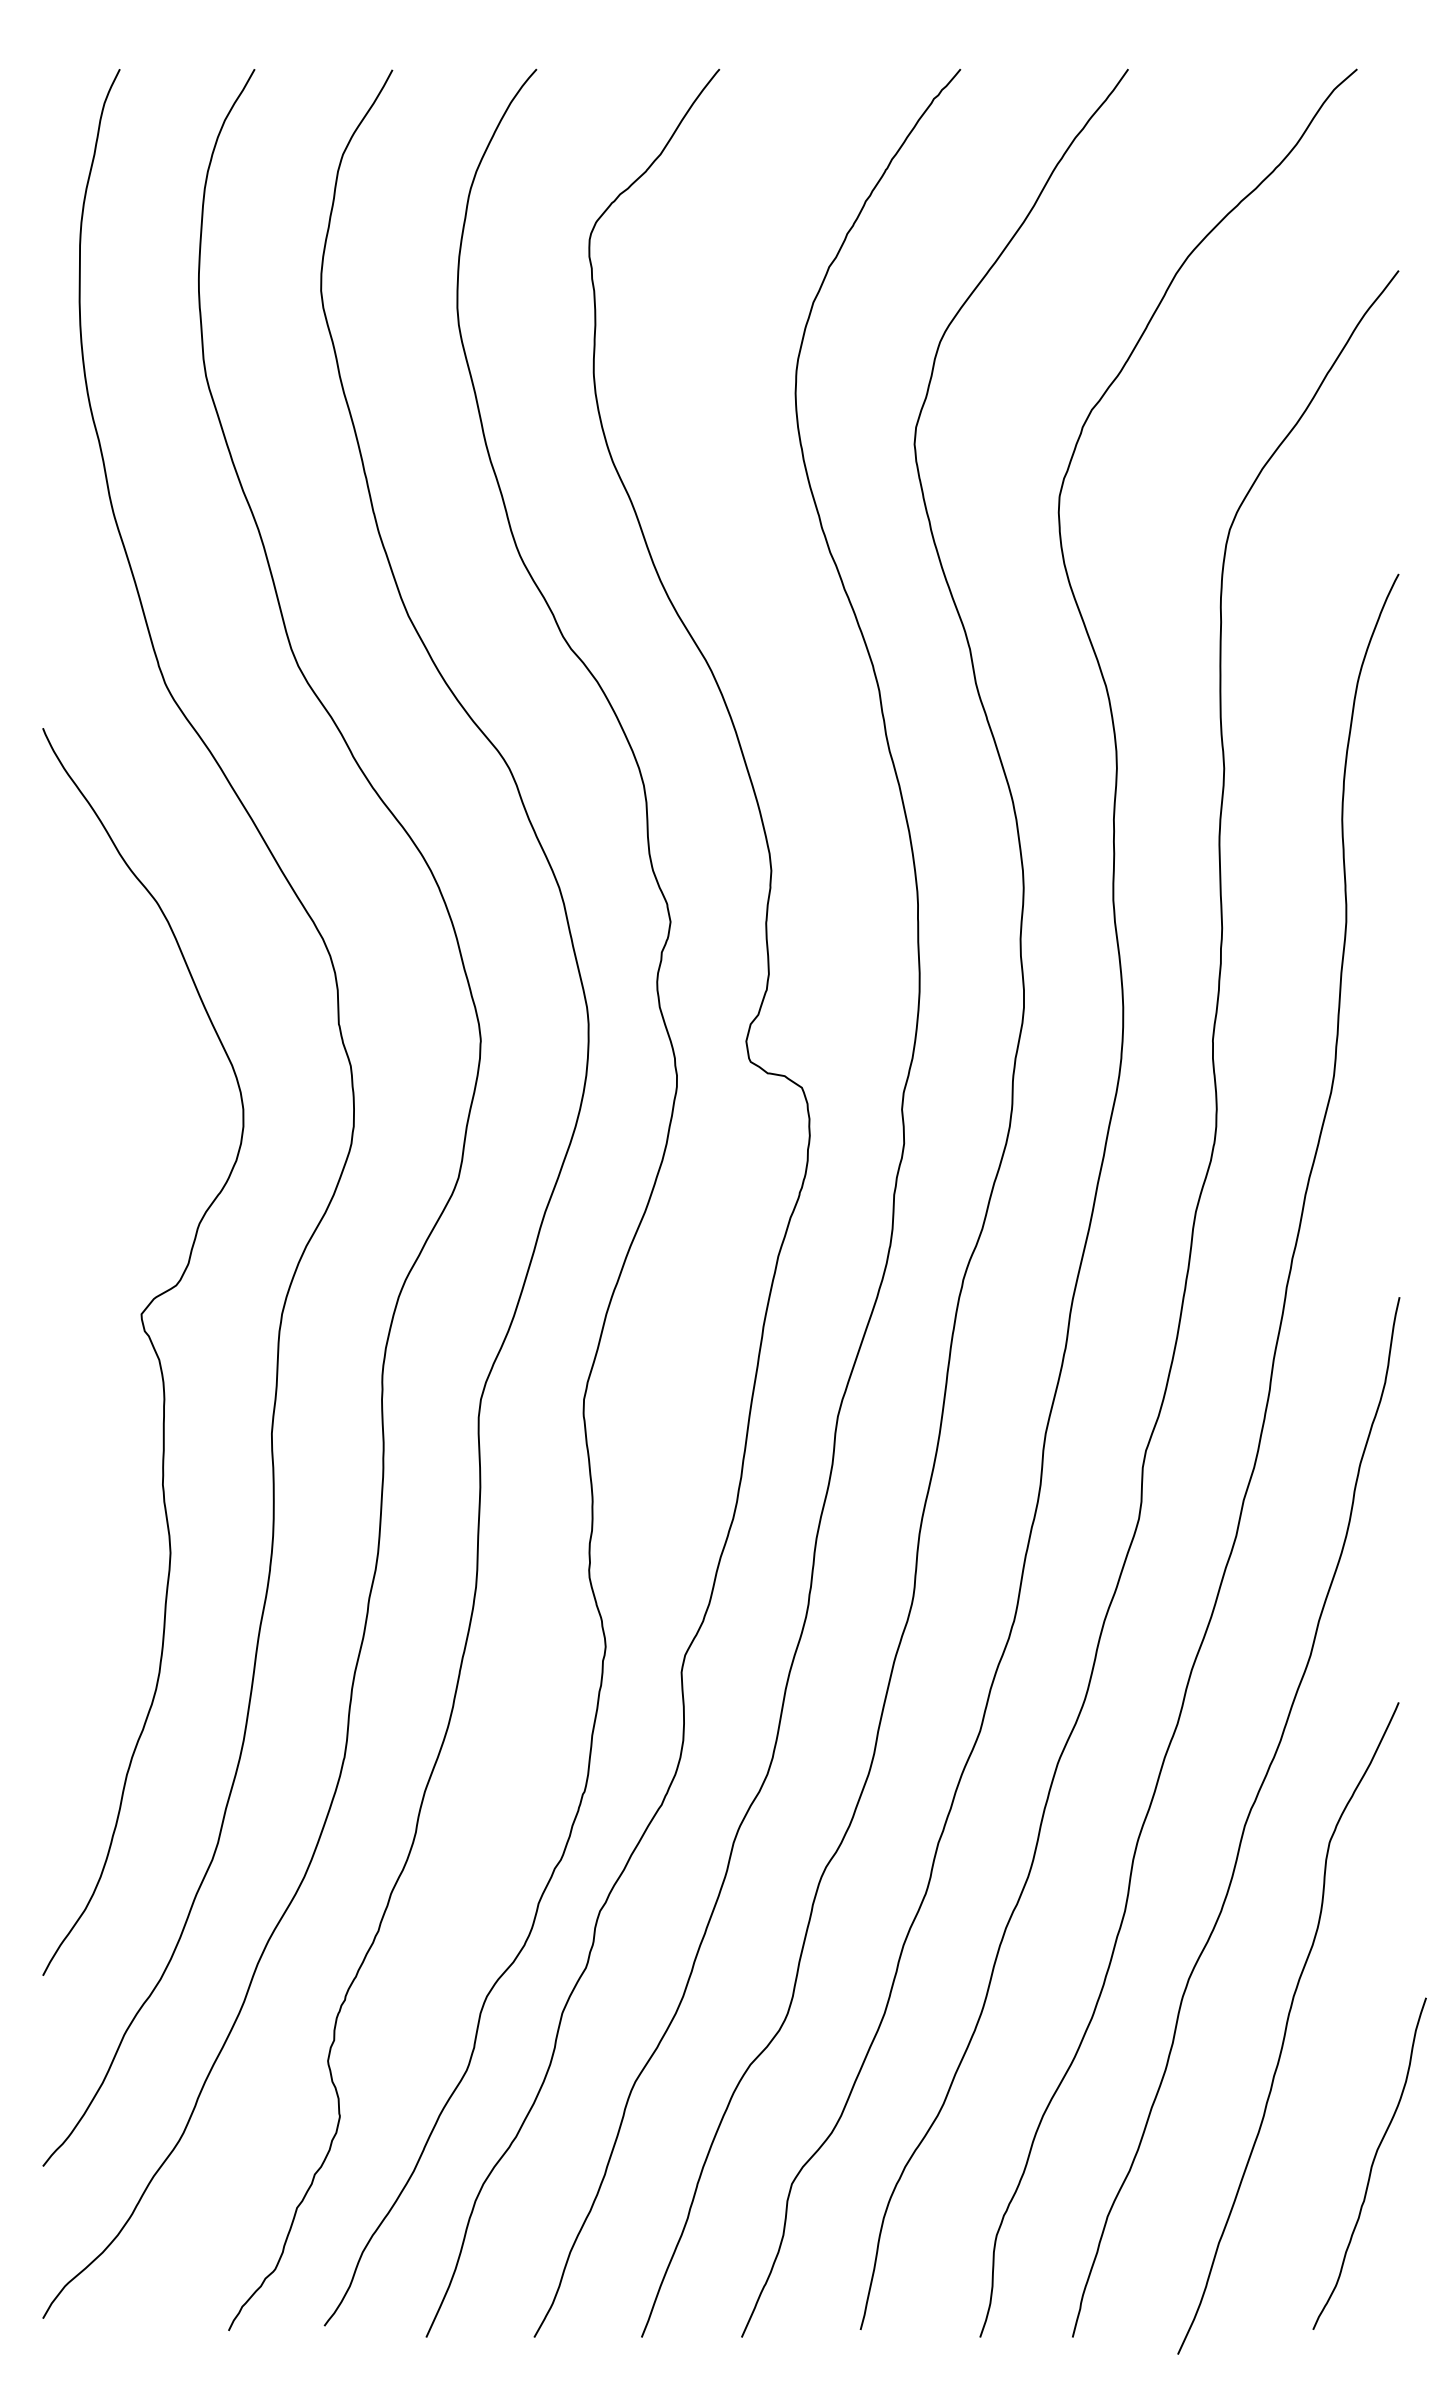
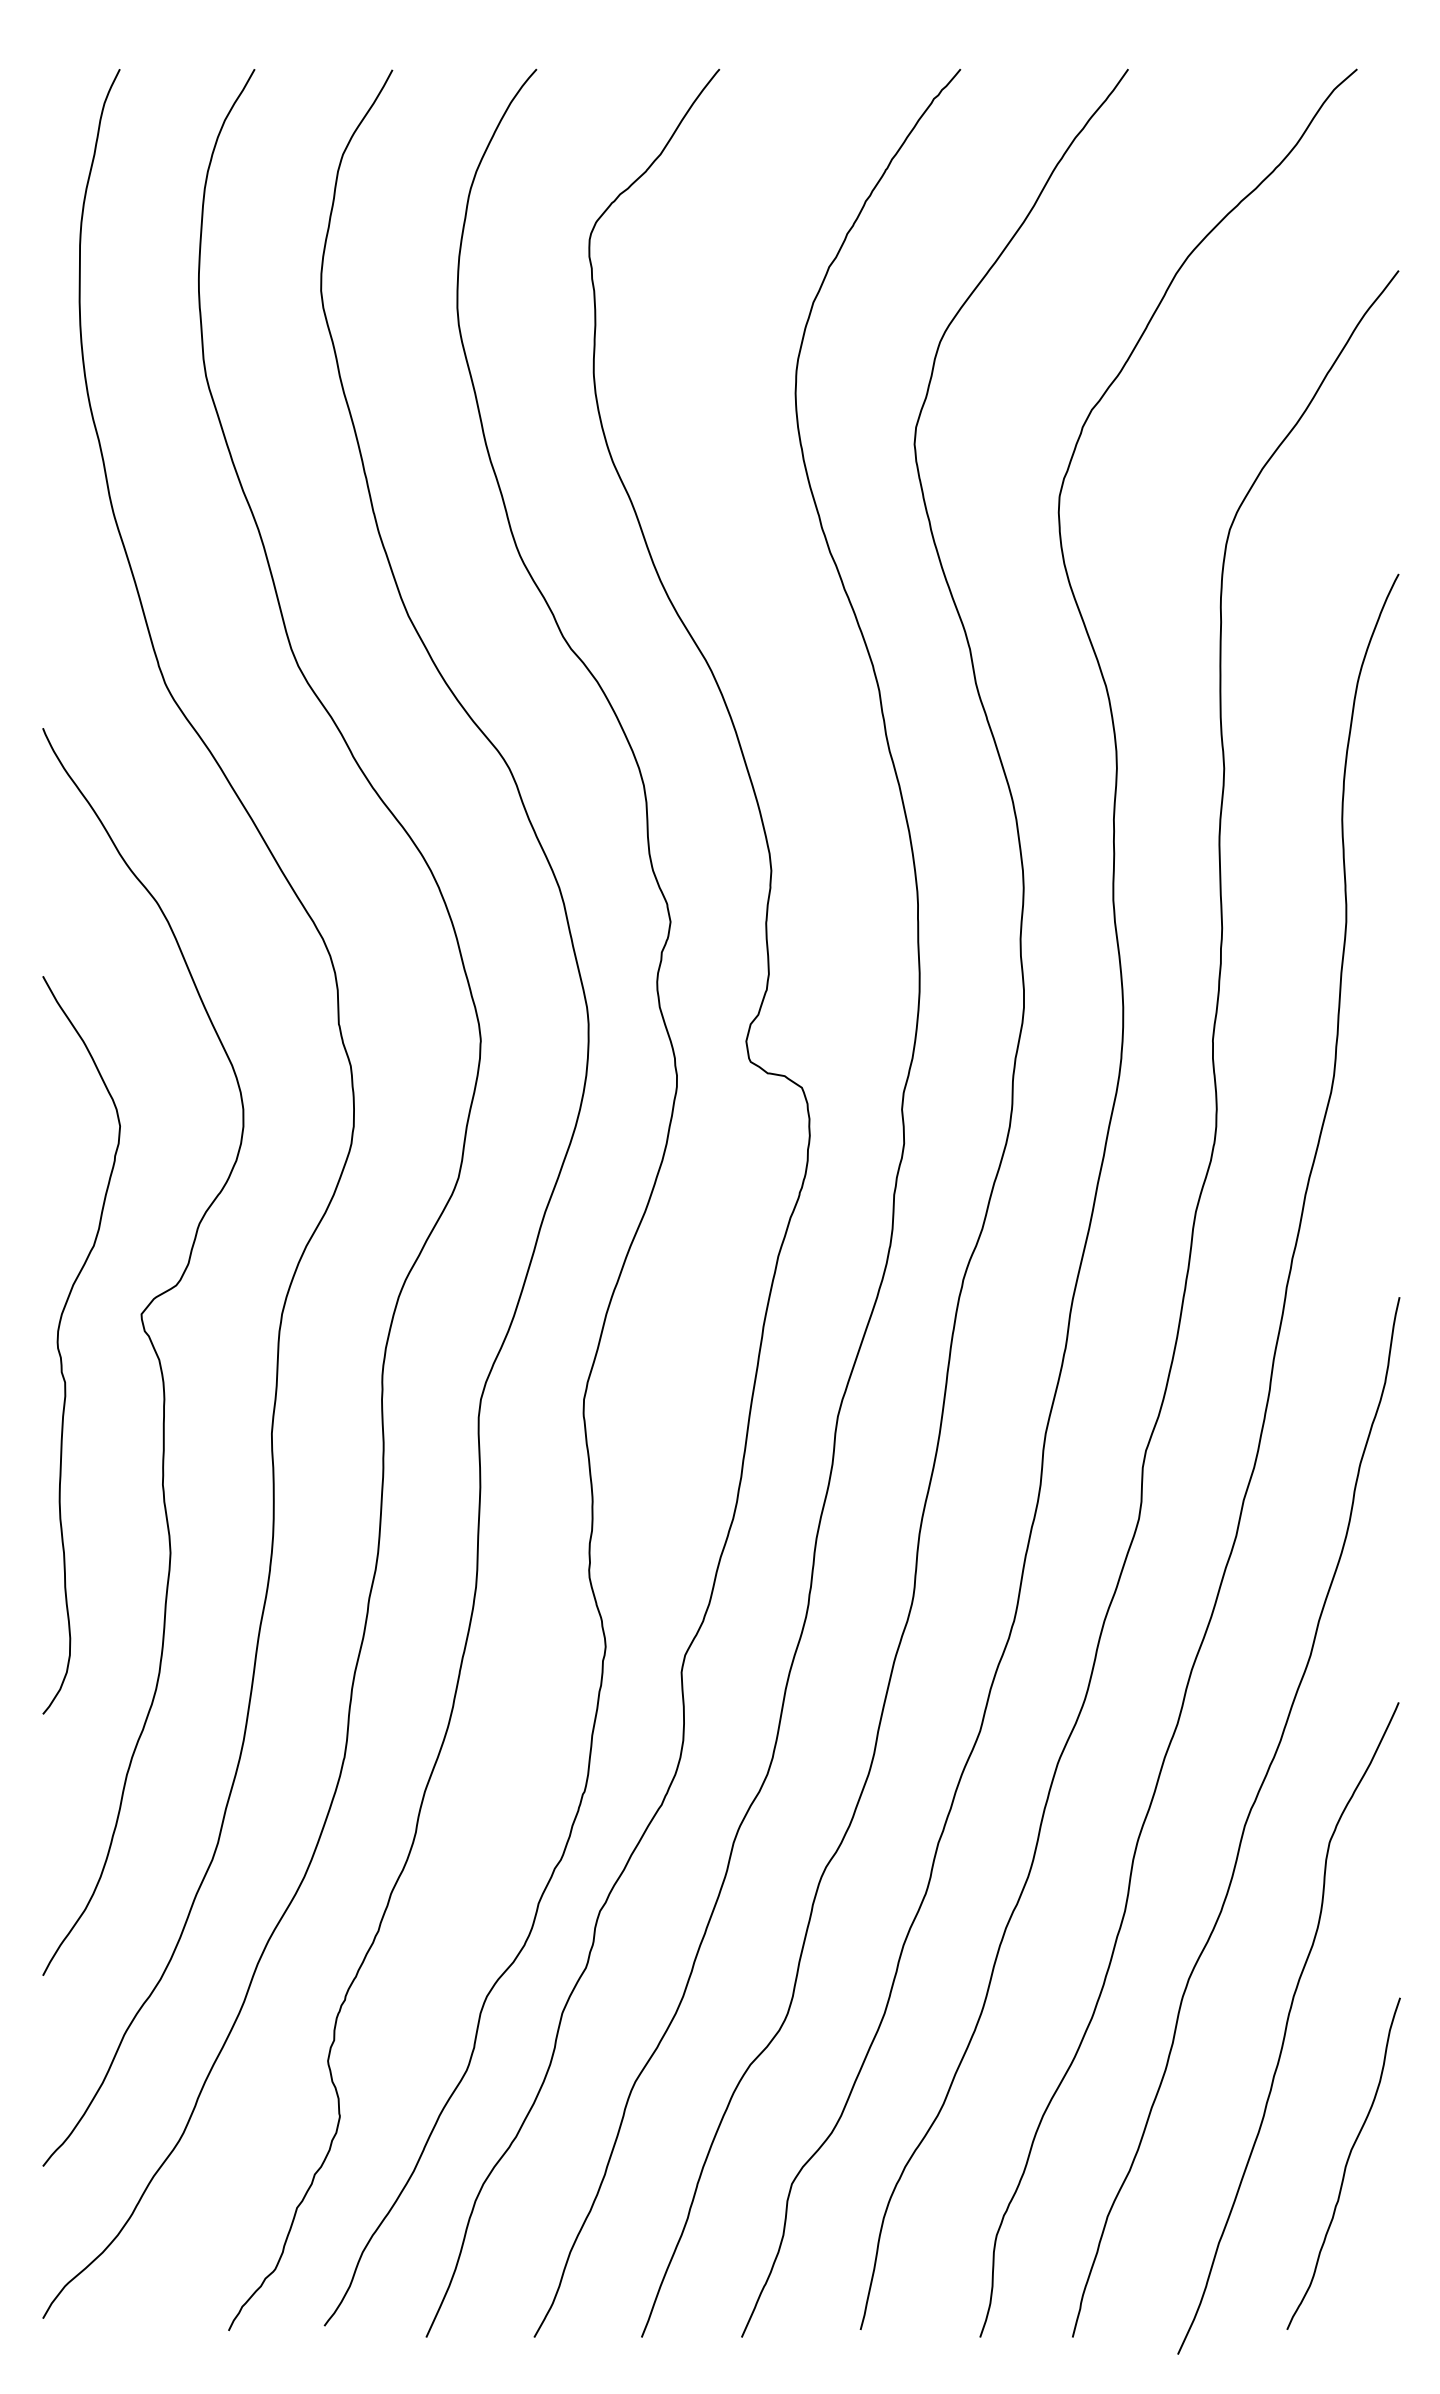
curve: none -> present (60, 1352)
curve position: (1371, 2163) -> (1345, 2163) (1345, 2163)
